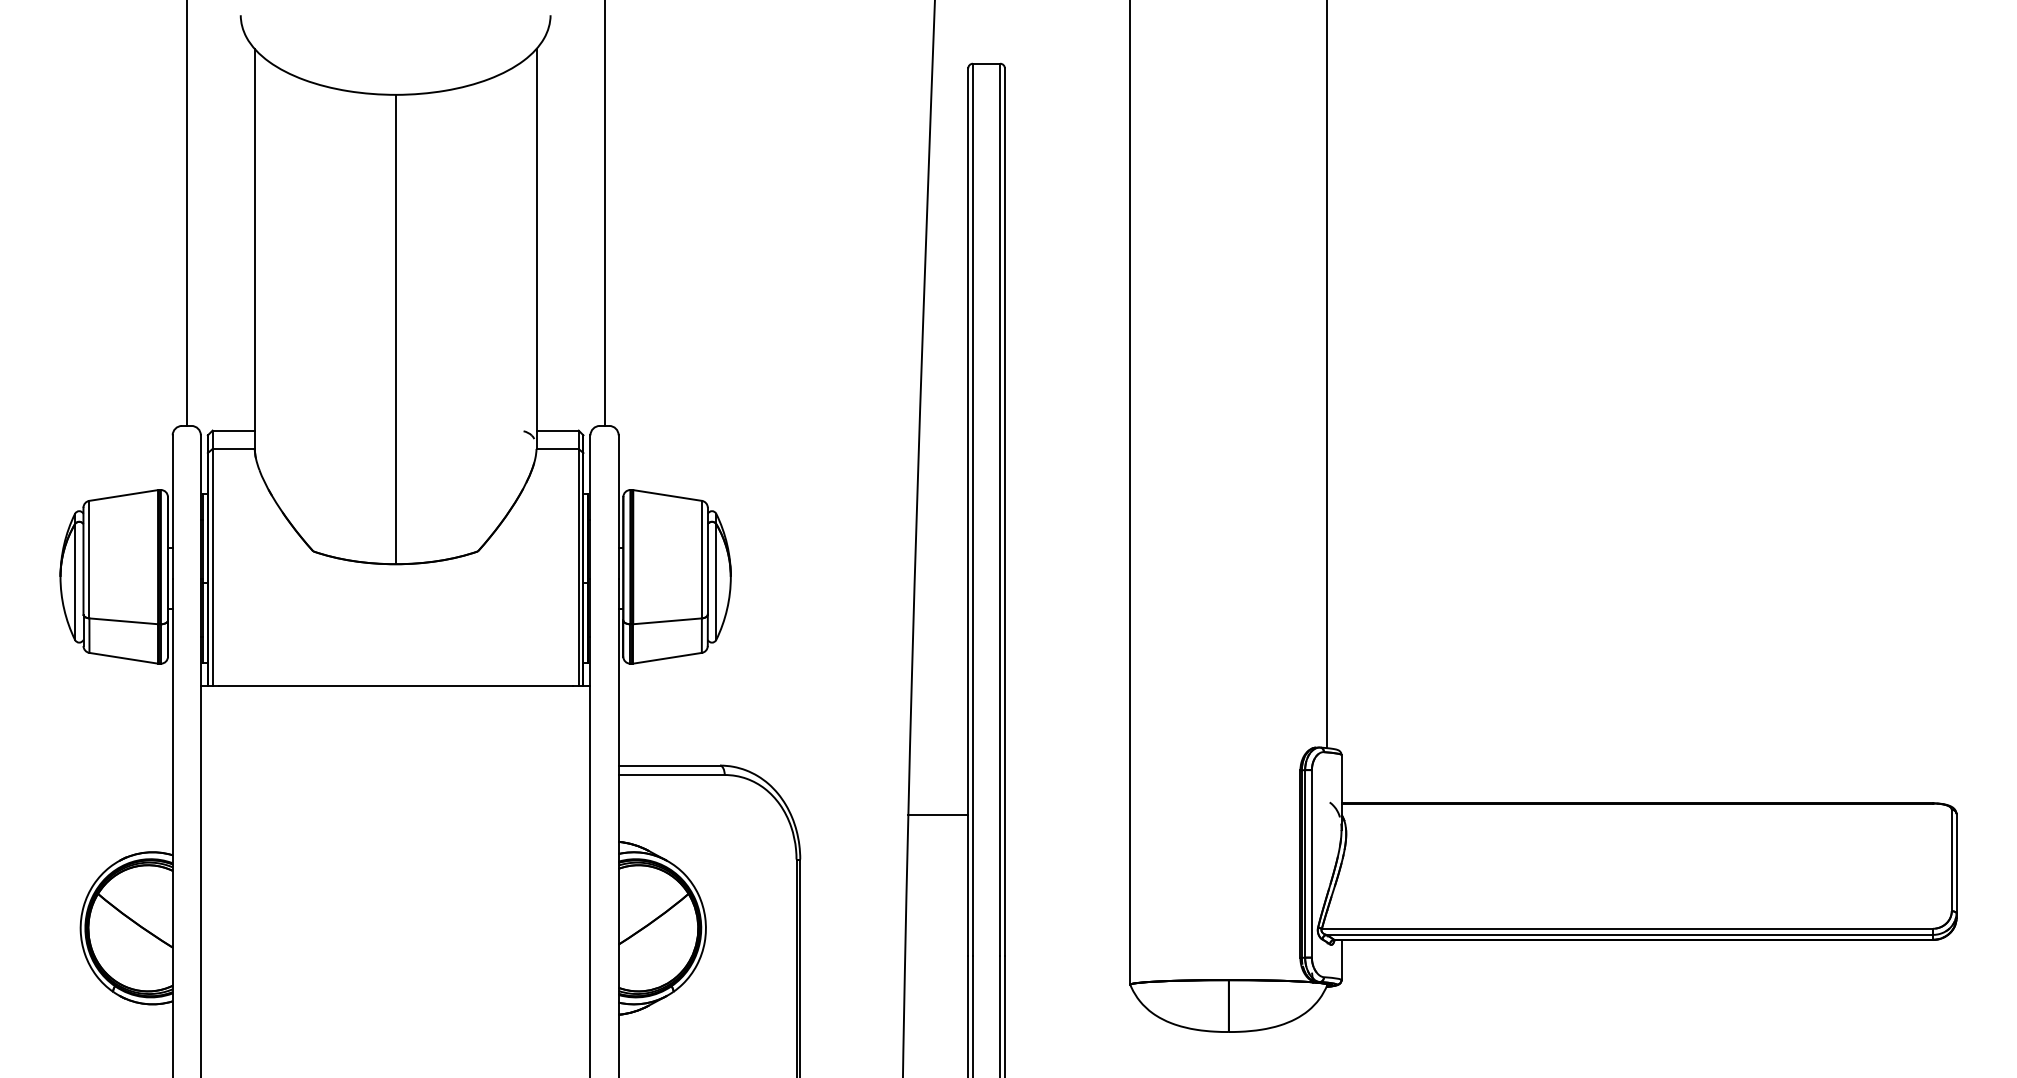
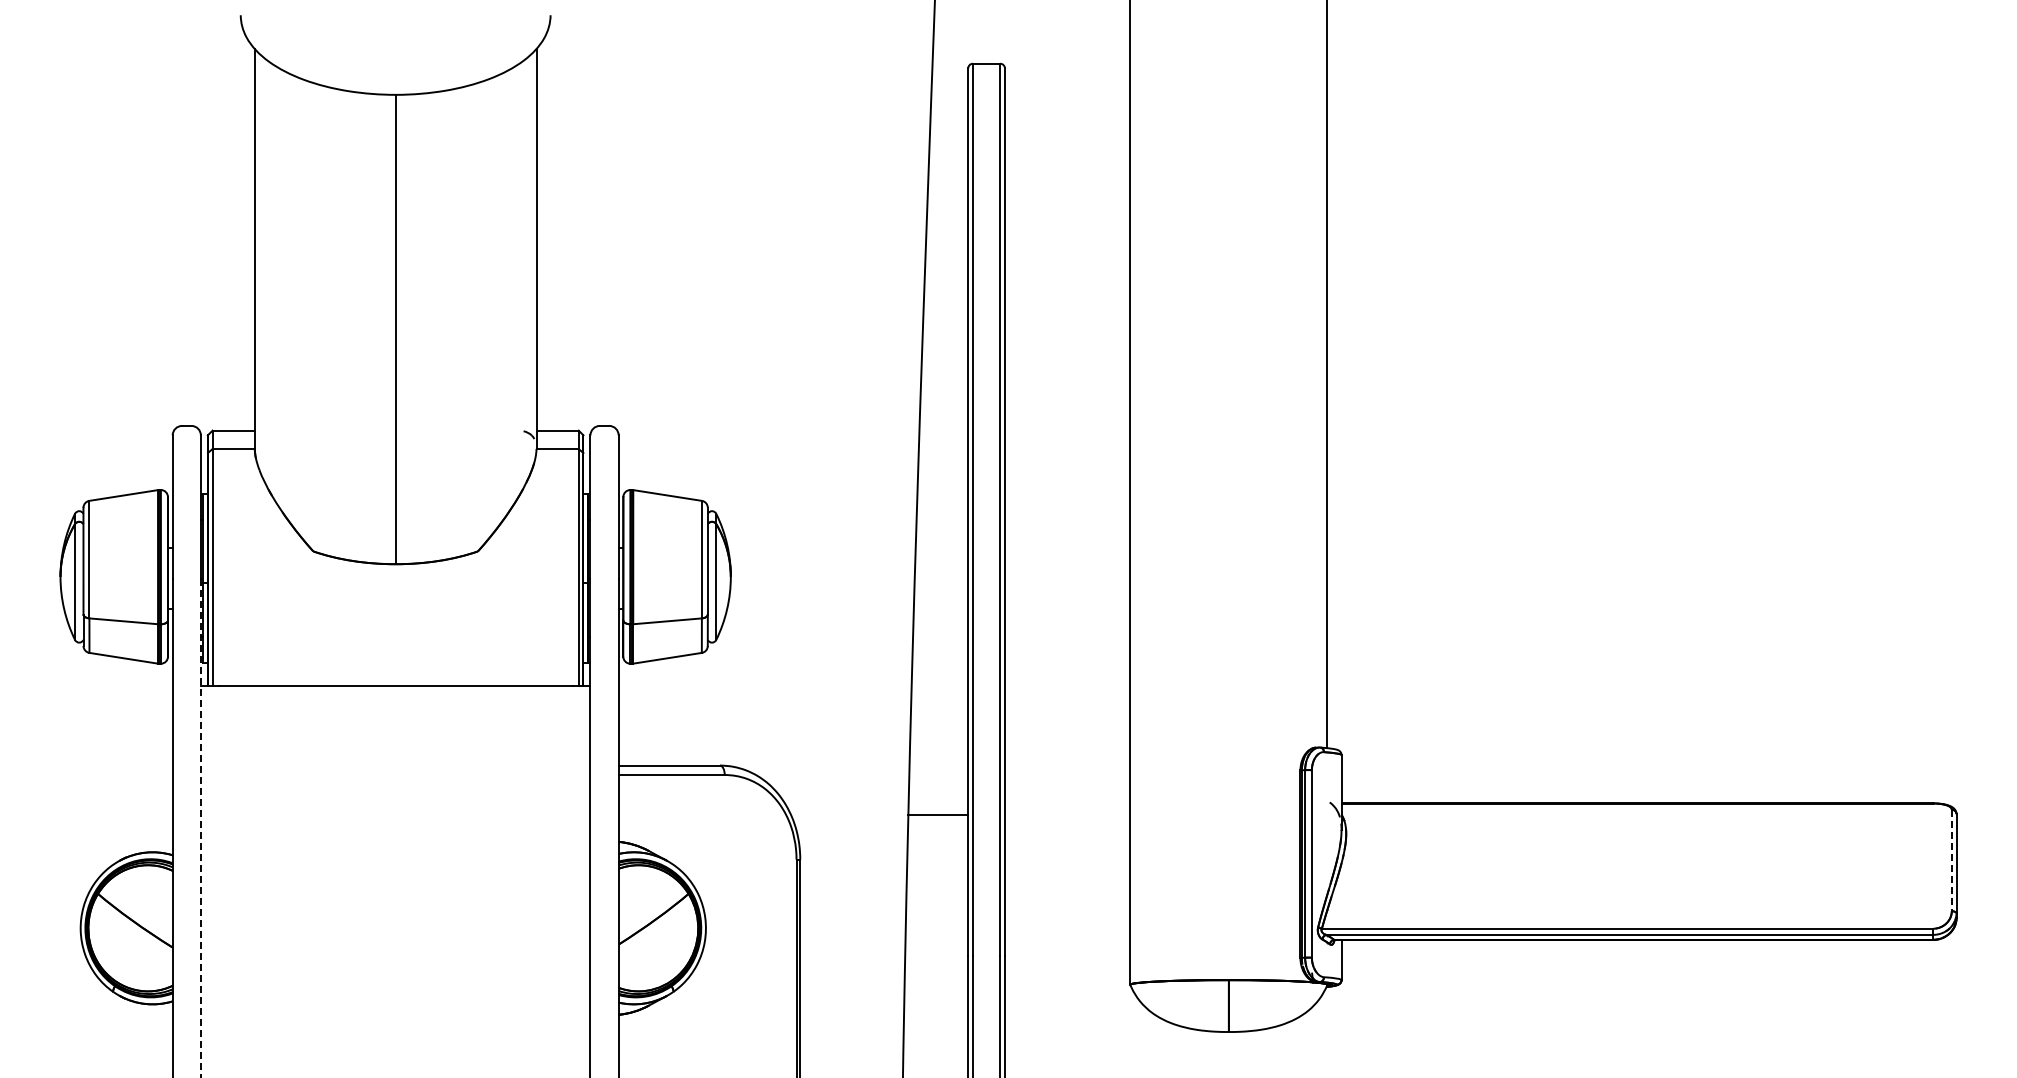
line: present -> none (186, 213)
line: present -> none (604, 213)
line: solid -> dashed (200, 828)
line: solid -> dashed (1951, 860)
